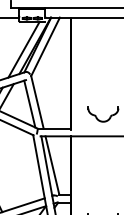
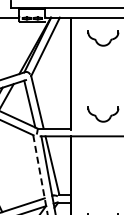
part: none -> present (103, 38)
line: present -> none (23, 49)
line: solid -> dashed (40, 175)
